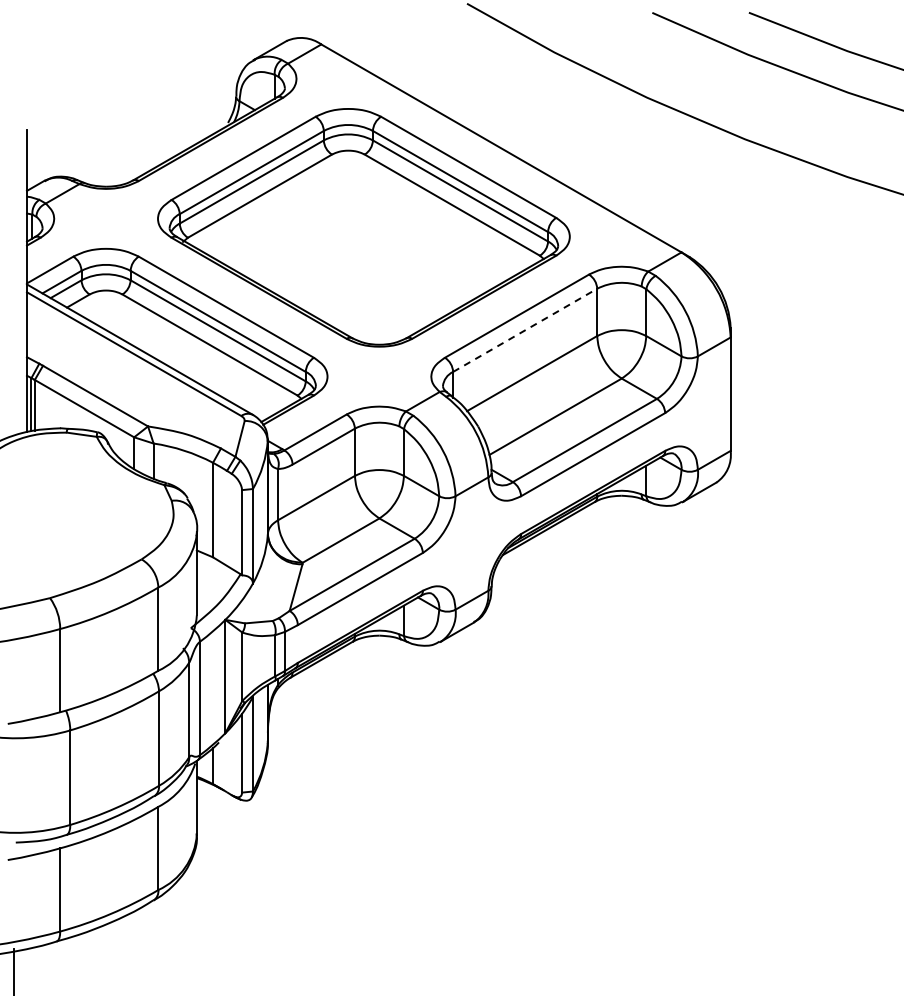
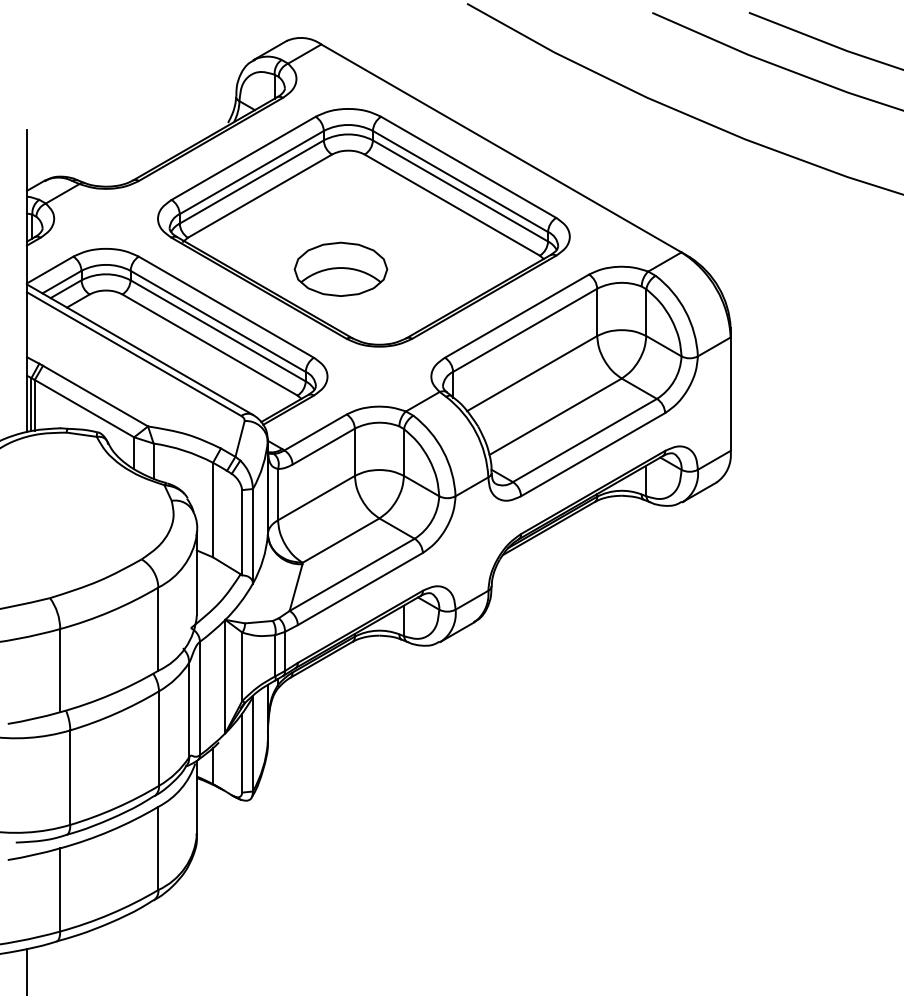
part: none -> present (340, 268)
line: dashed -> solid (525, 330)
line position: (14, 970) -> (27, 970) (27, 970)
